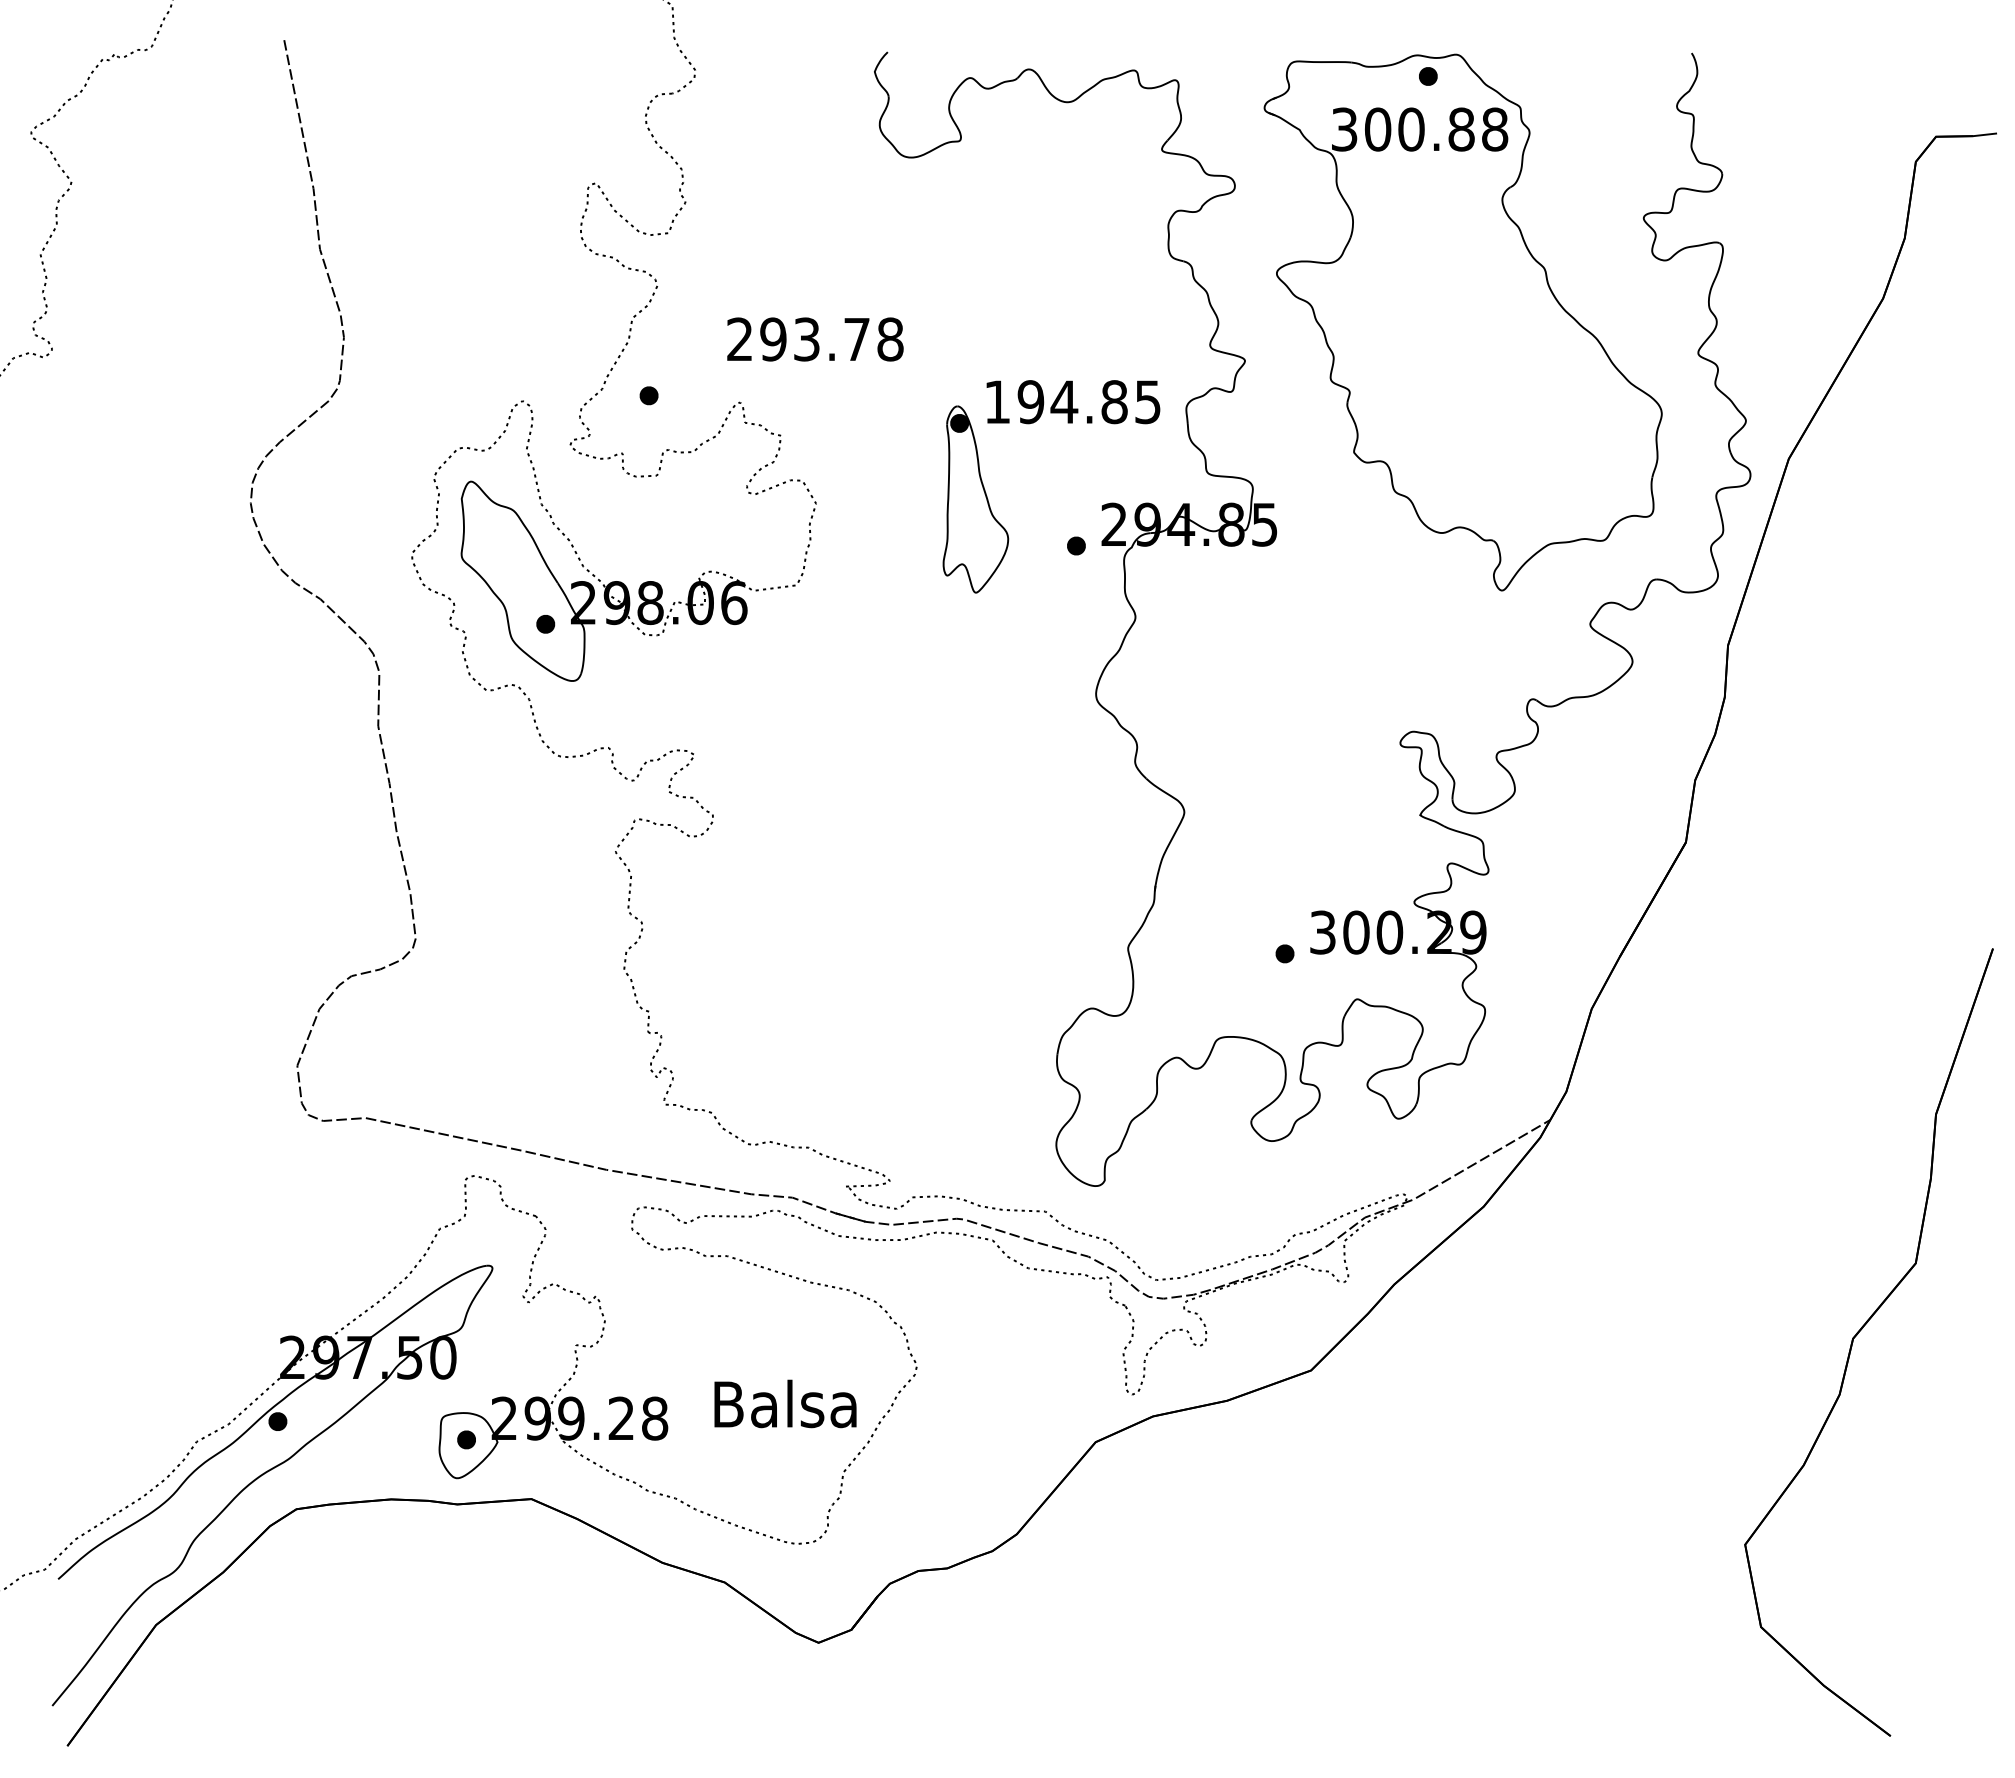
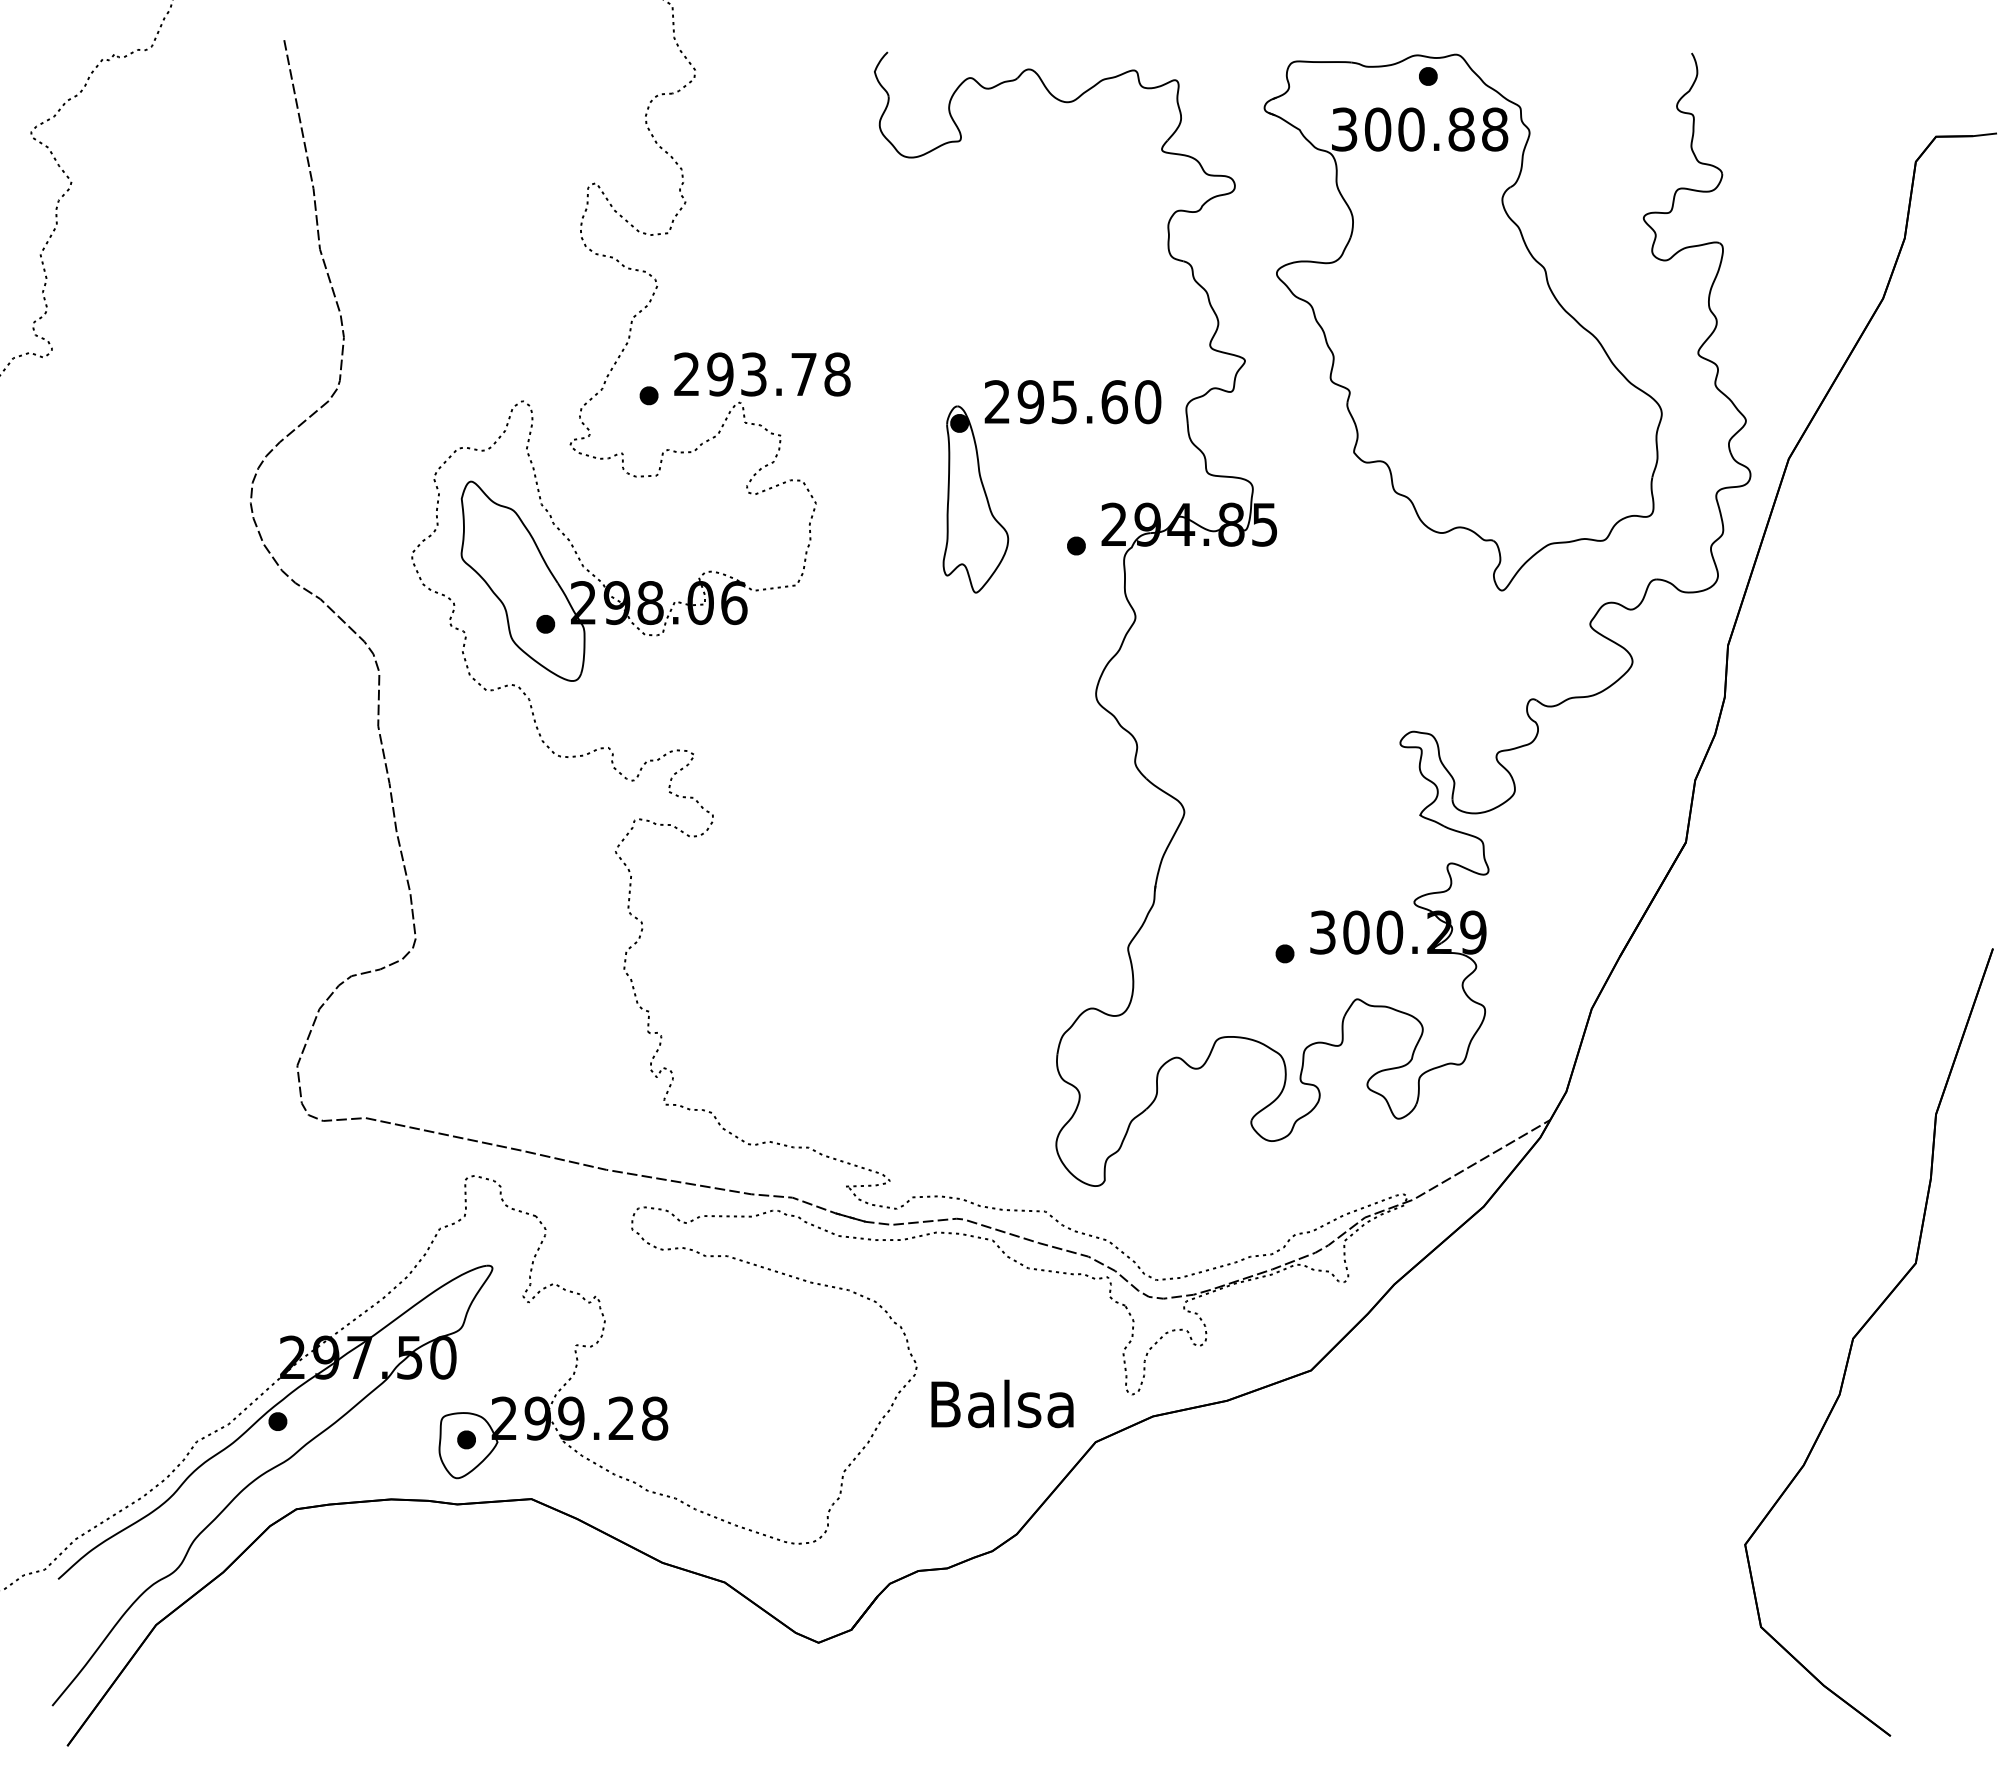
text position: (815, 339) -> (762, 374) (762, 374)
text: 194.85 -> 295.60 (1072, 402)
text position: (785, 1403) -> (1002, 1403) (1002, 1403)
